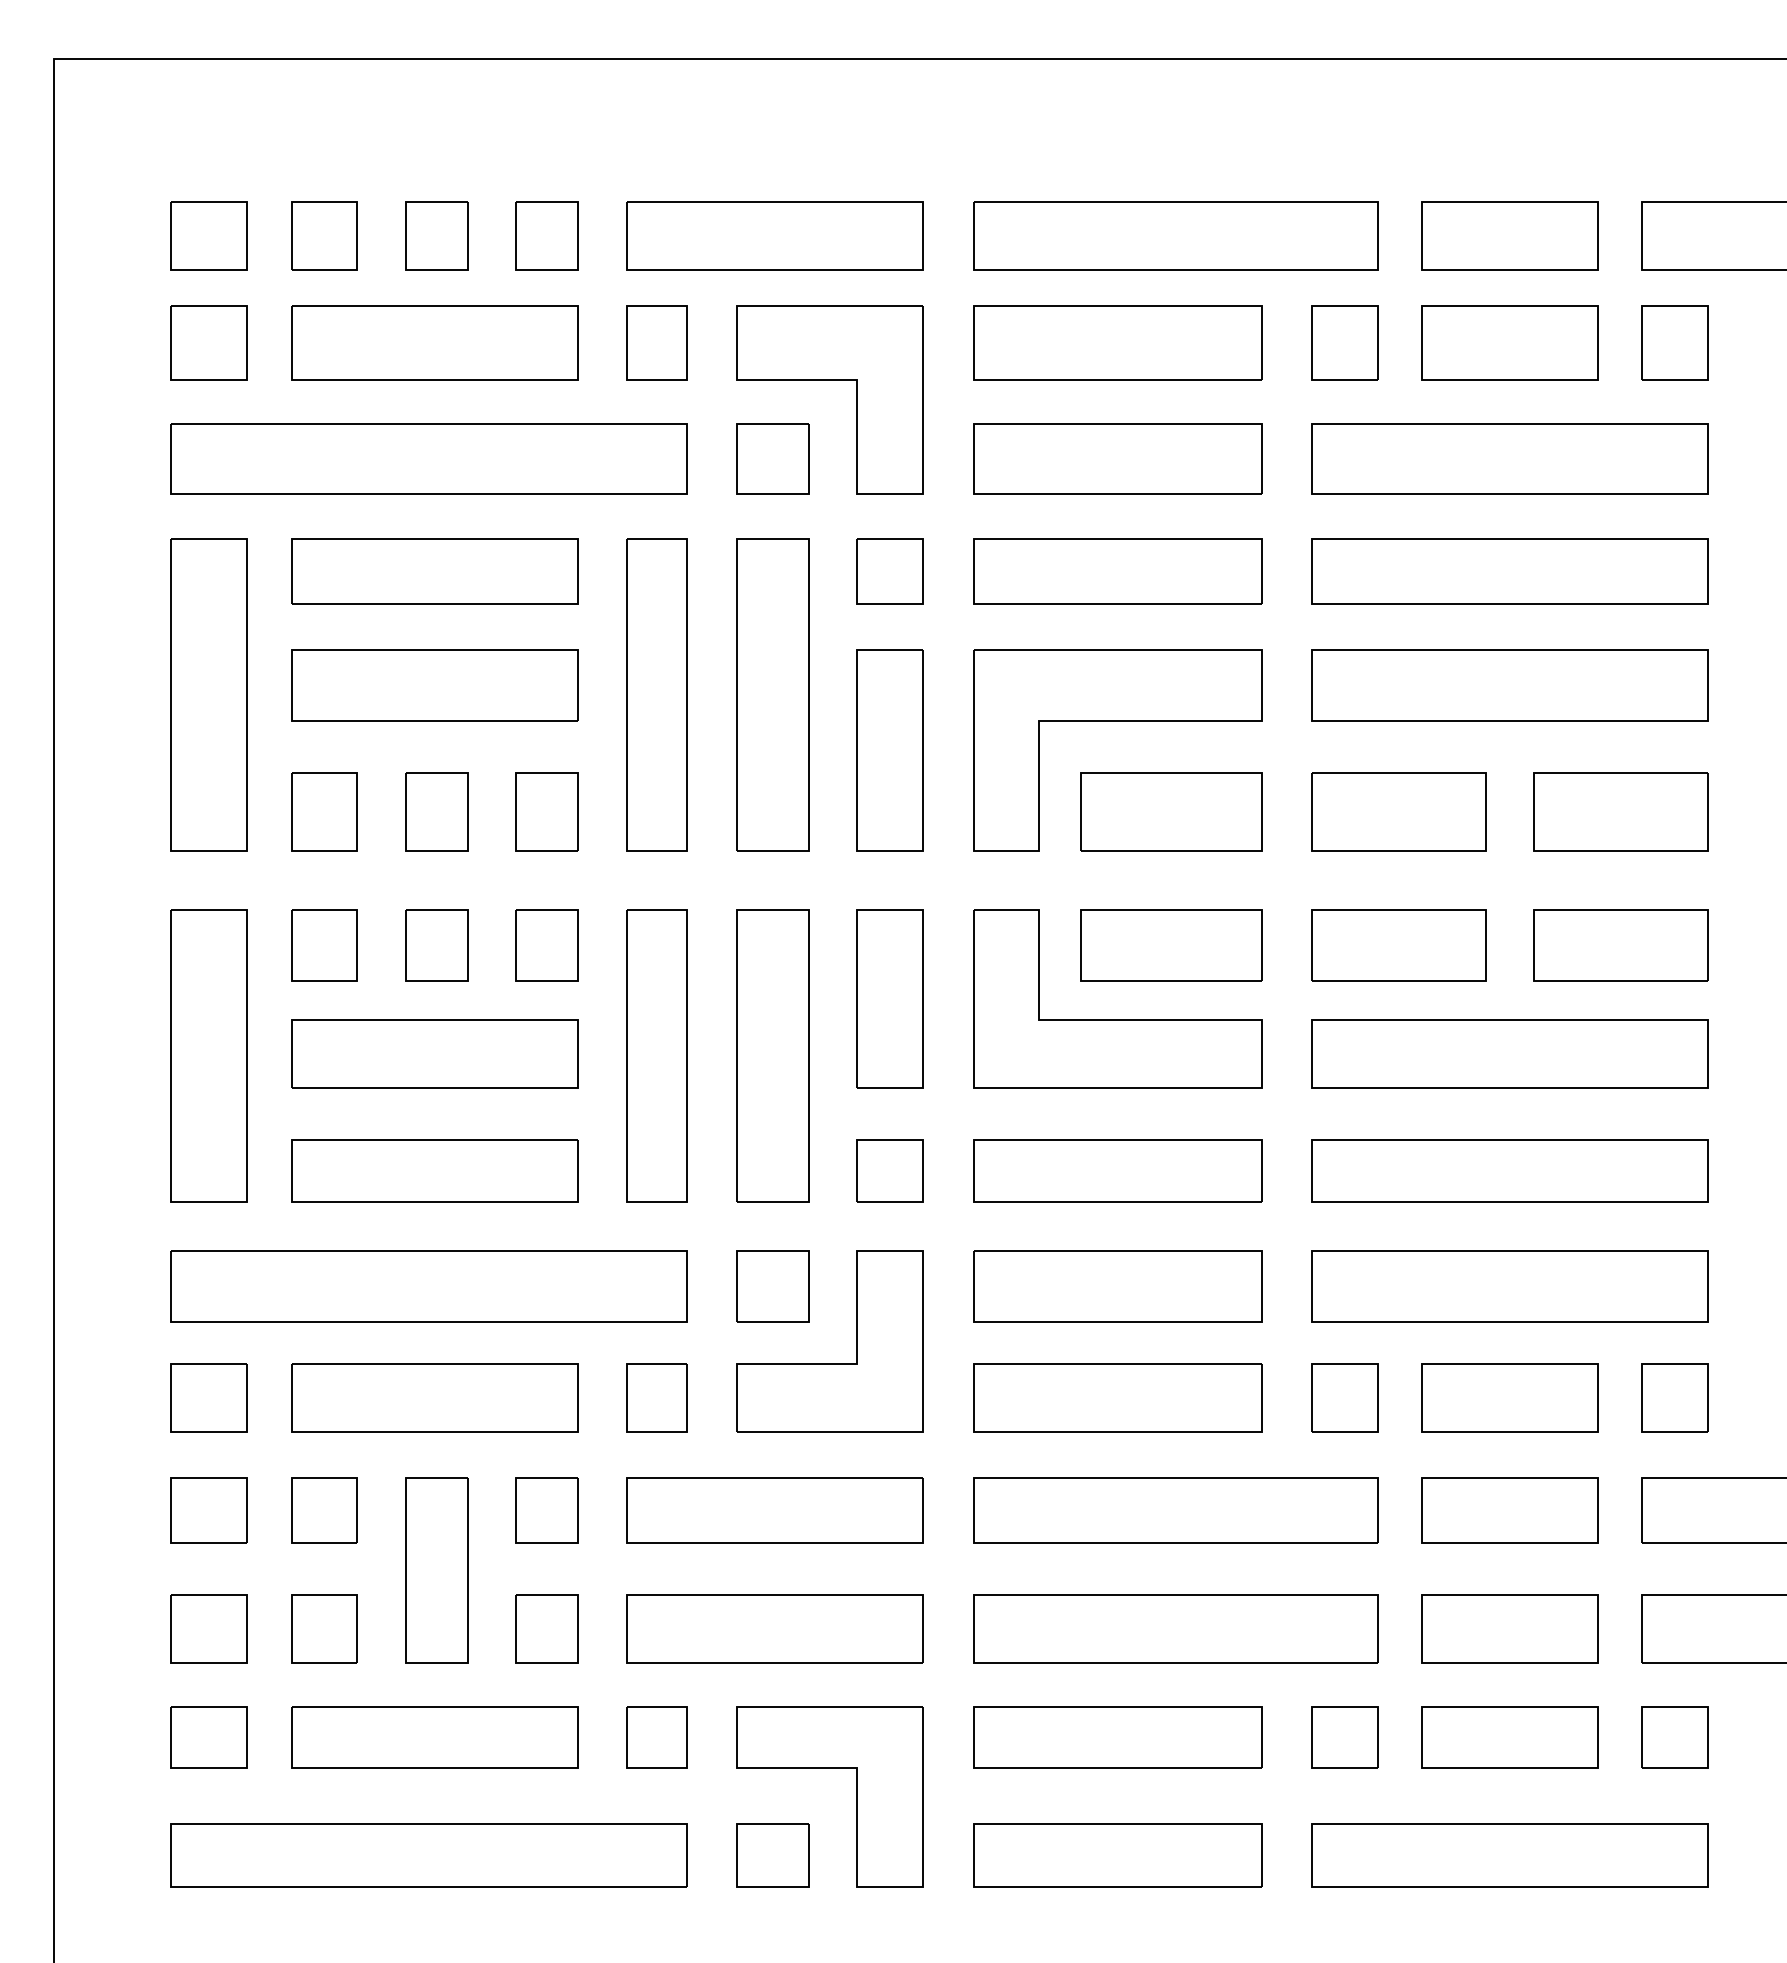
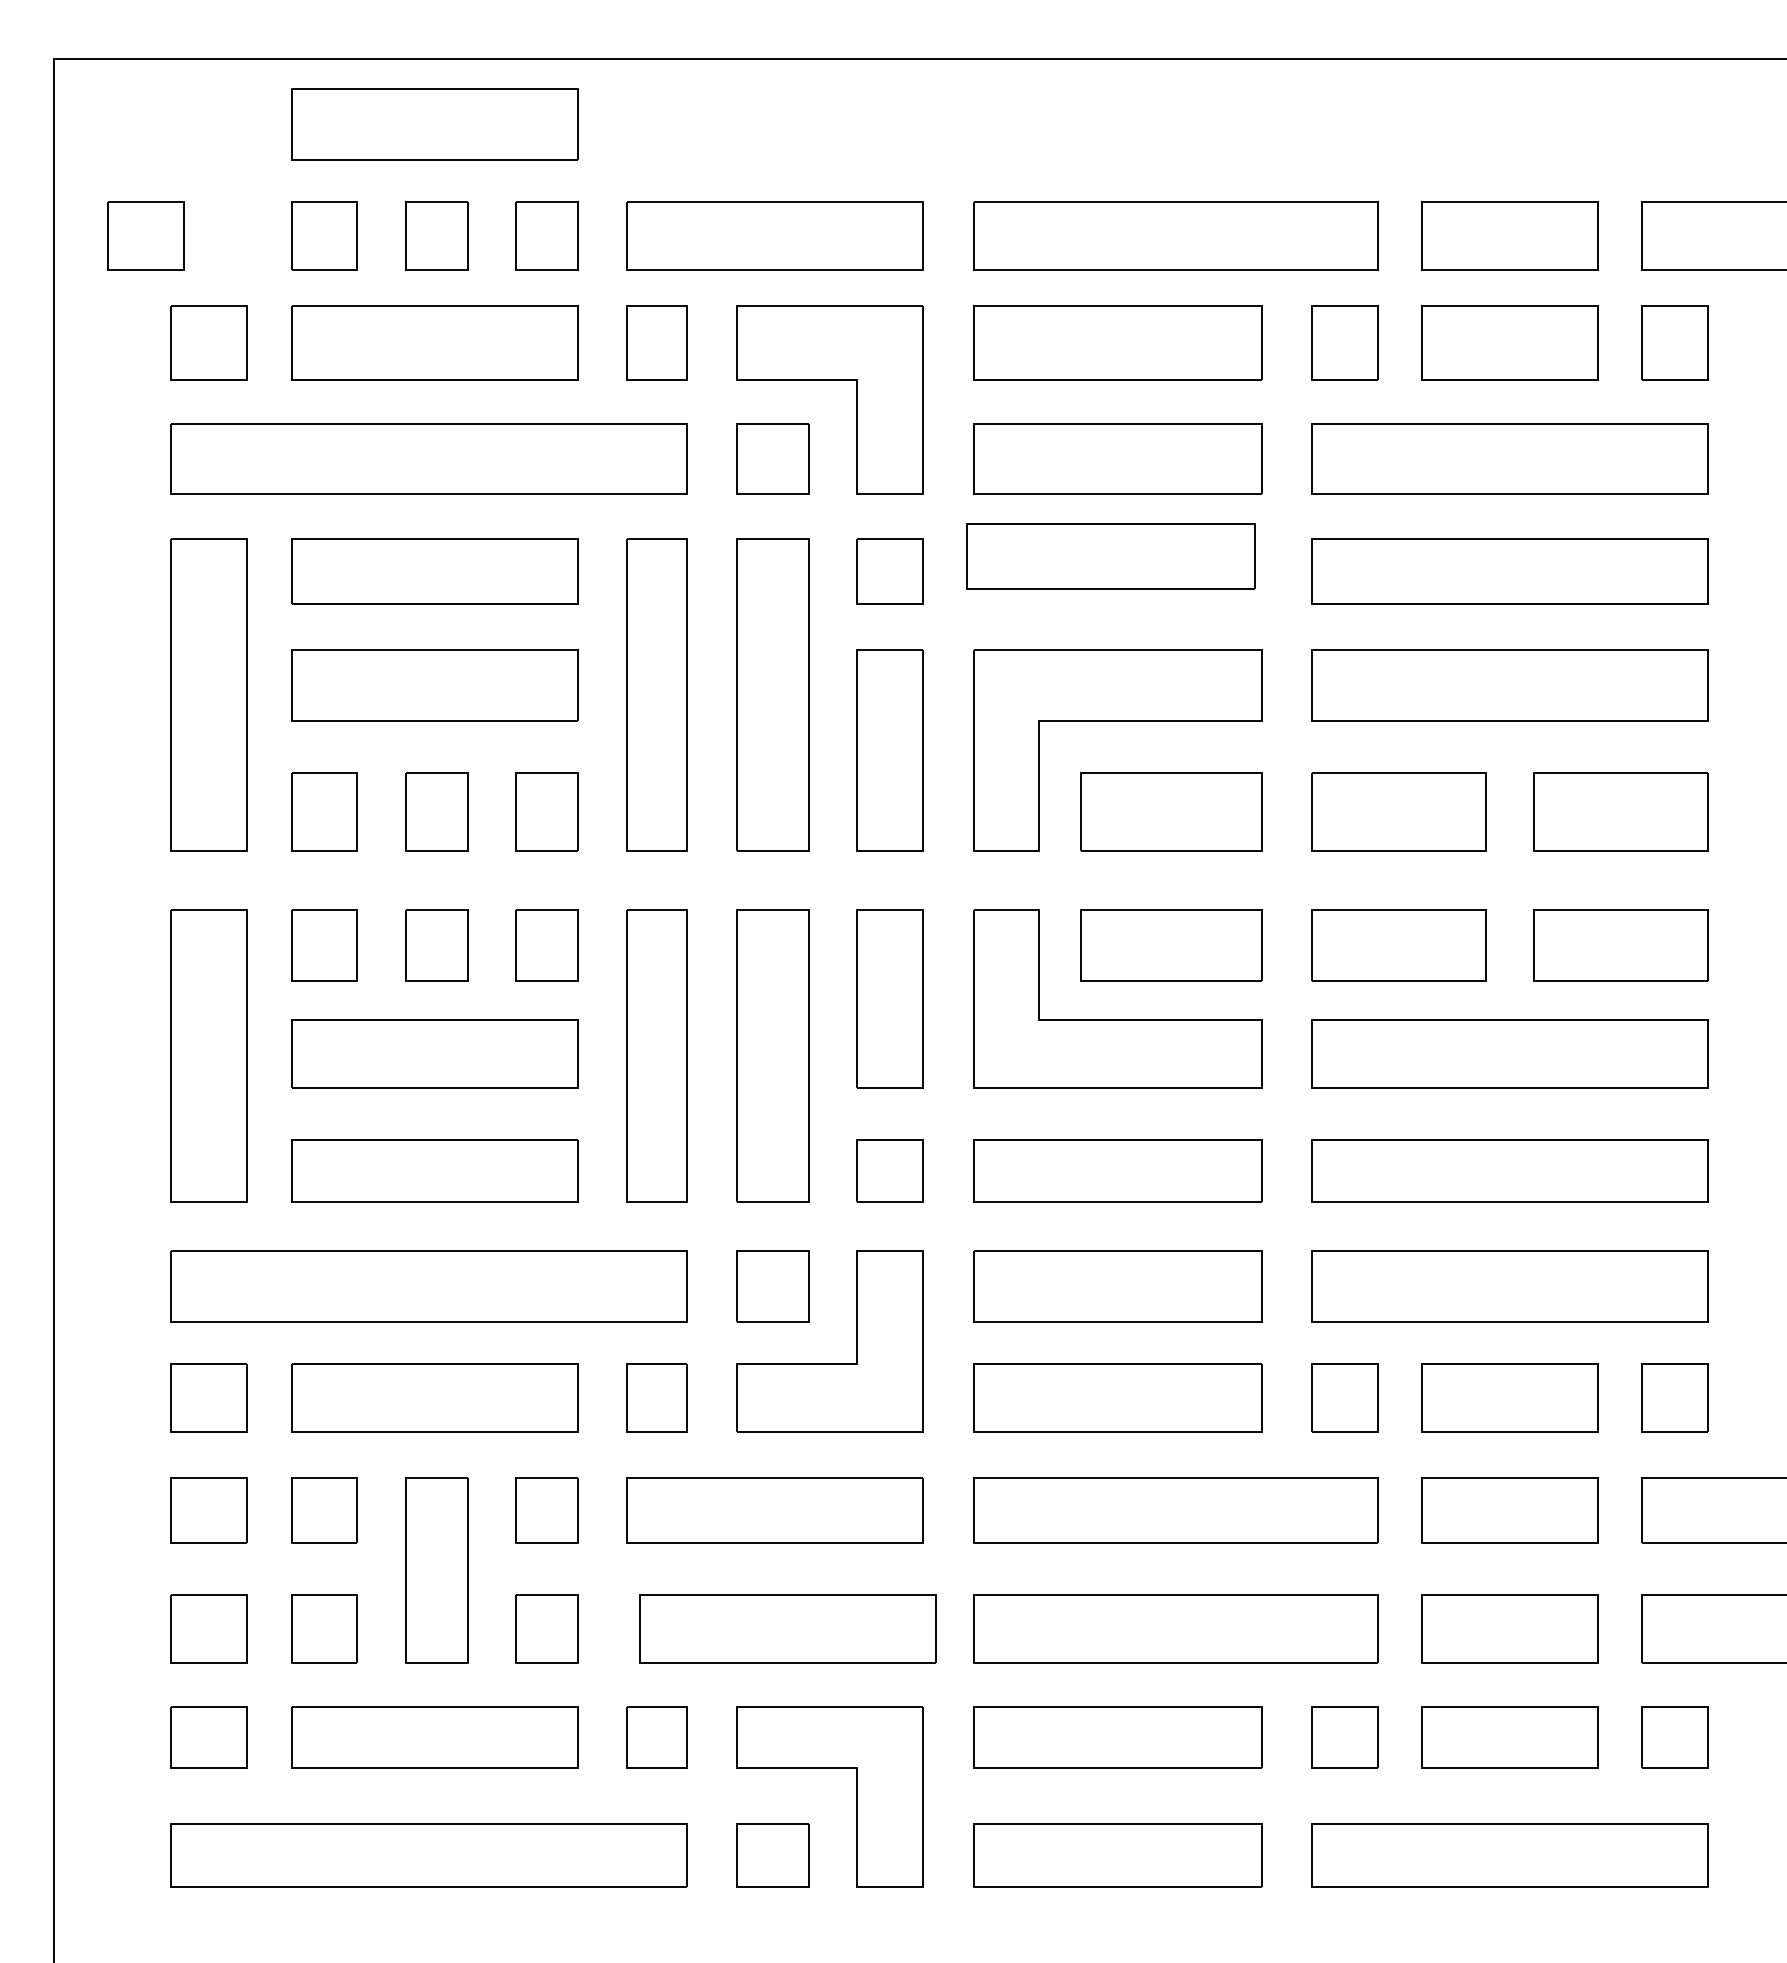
part: none -> present (434, 124)
part position: (208, 235) -> (145, 235) (145, 235)
part position: (1117, 571) -> (1110, 556) (1110, 556)
part position: (774, 1628) -> (787, 1628) (787, 1628)
